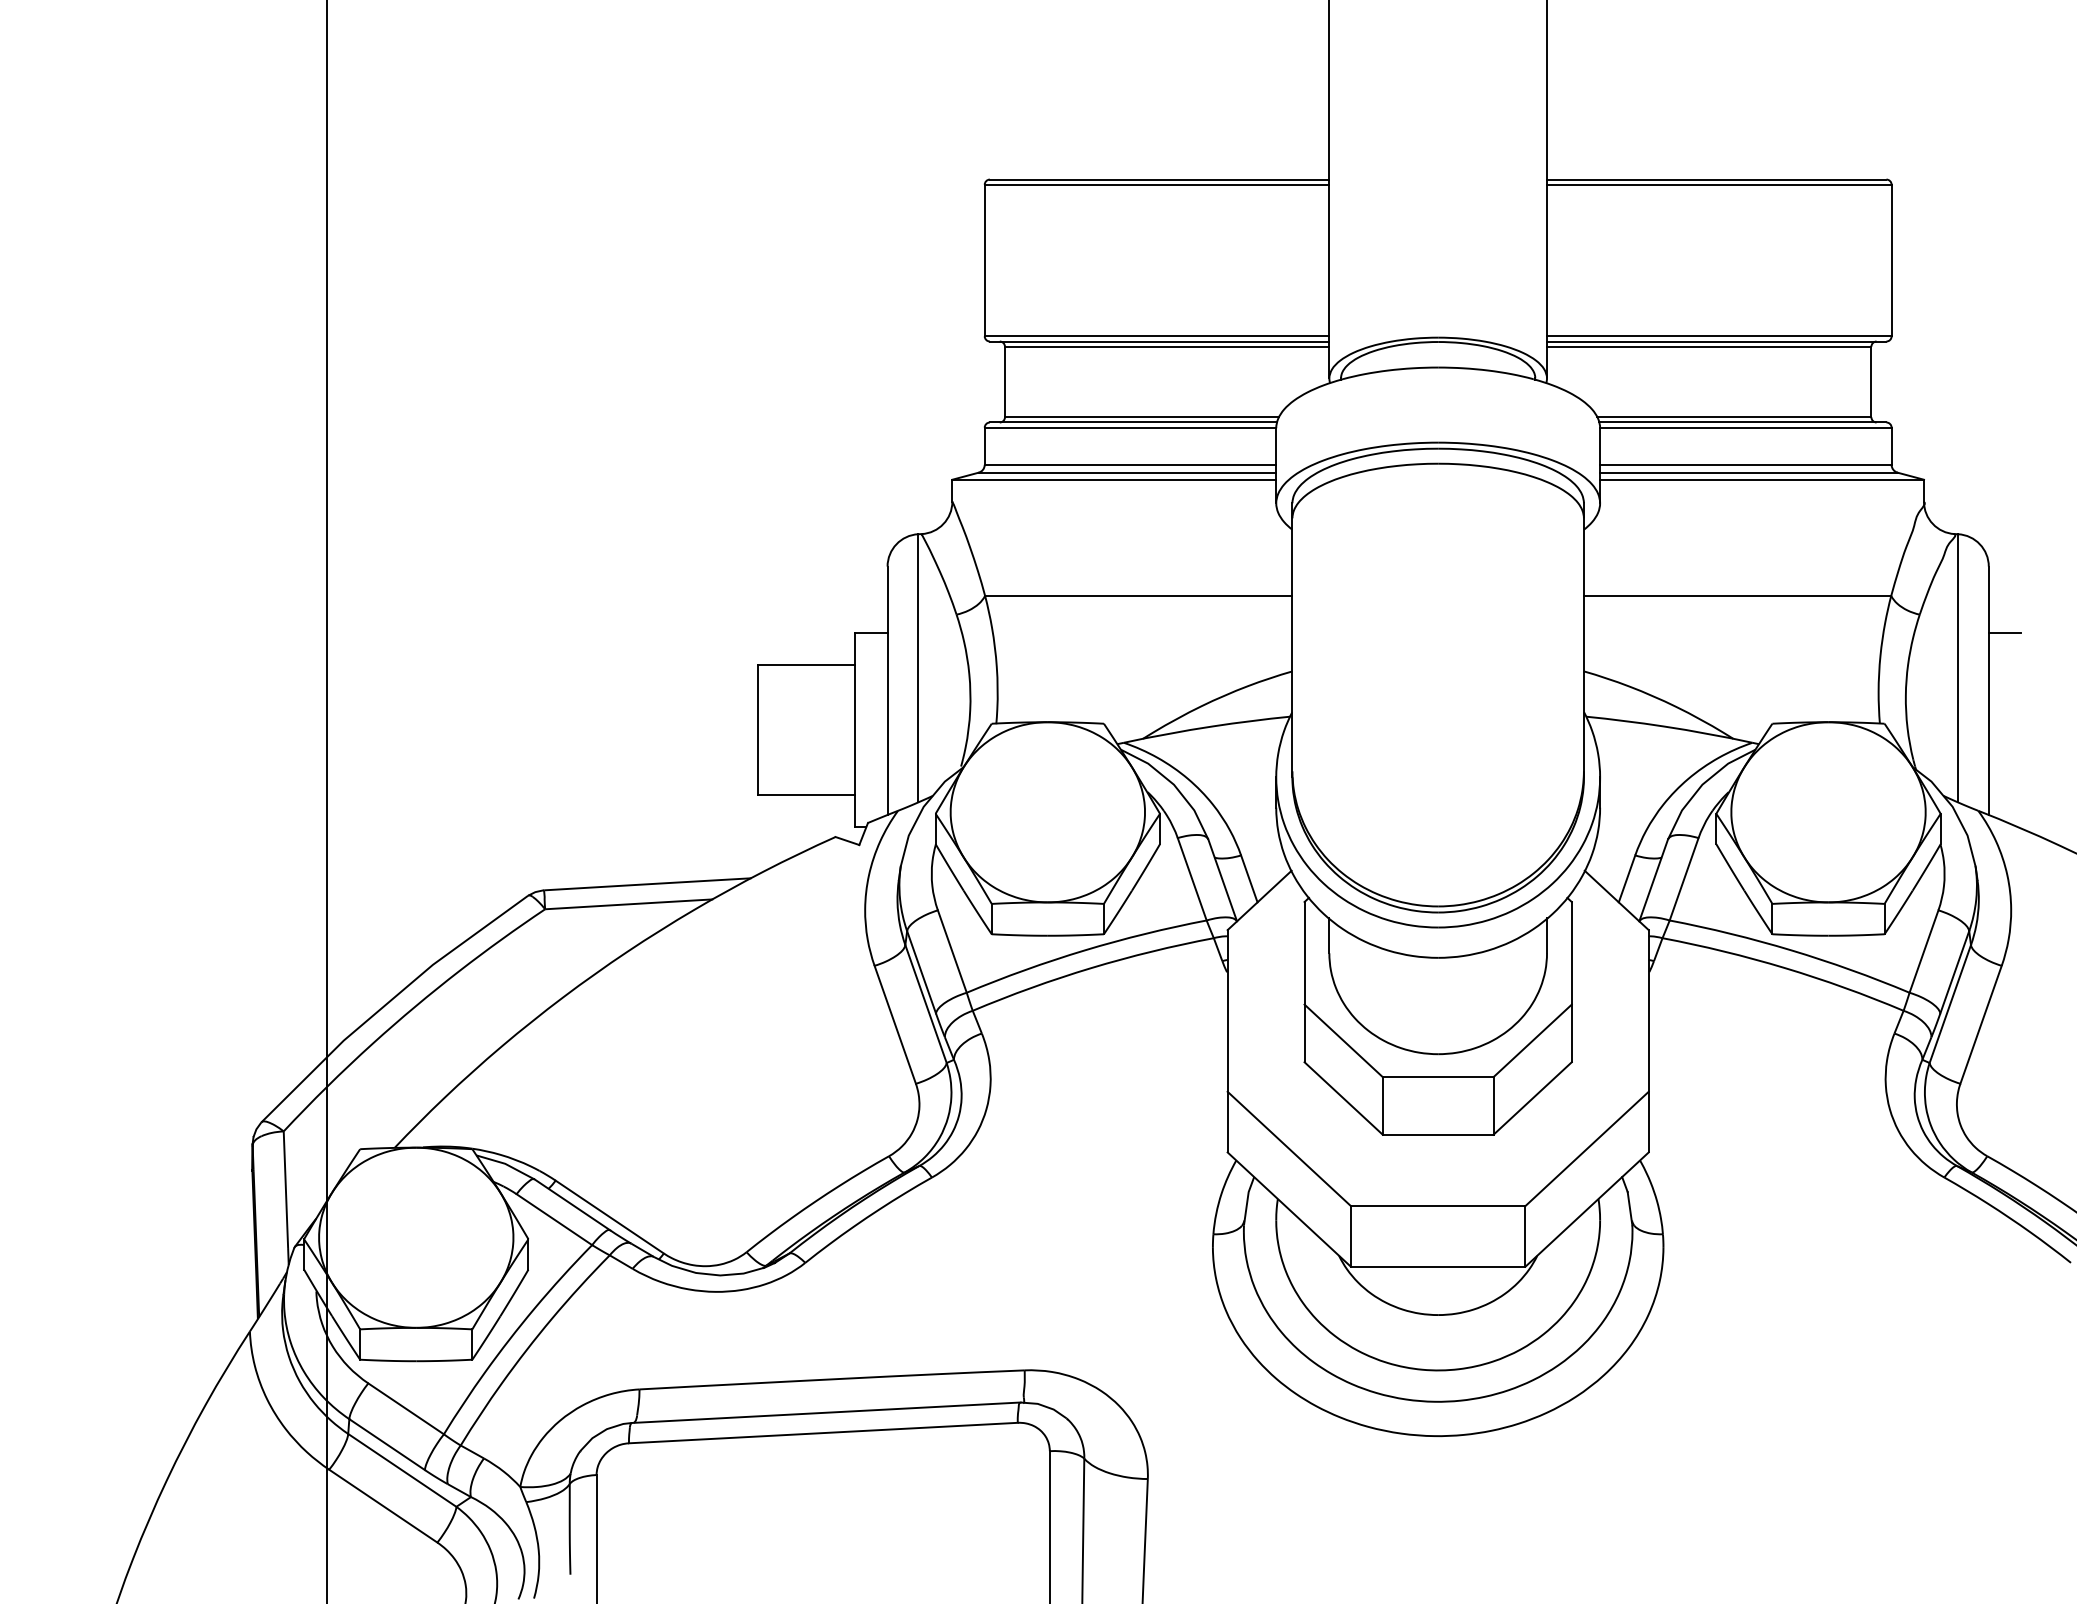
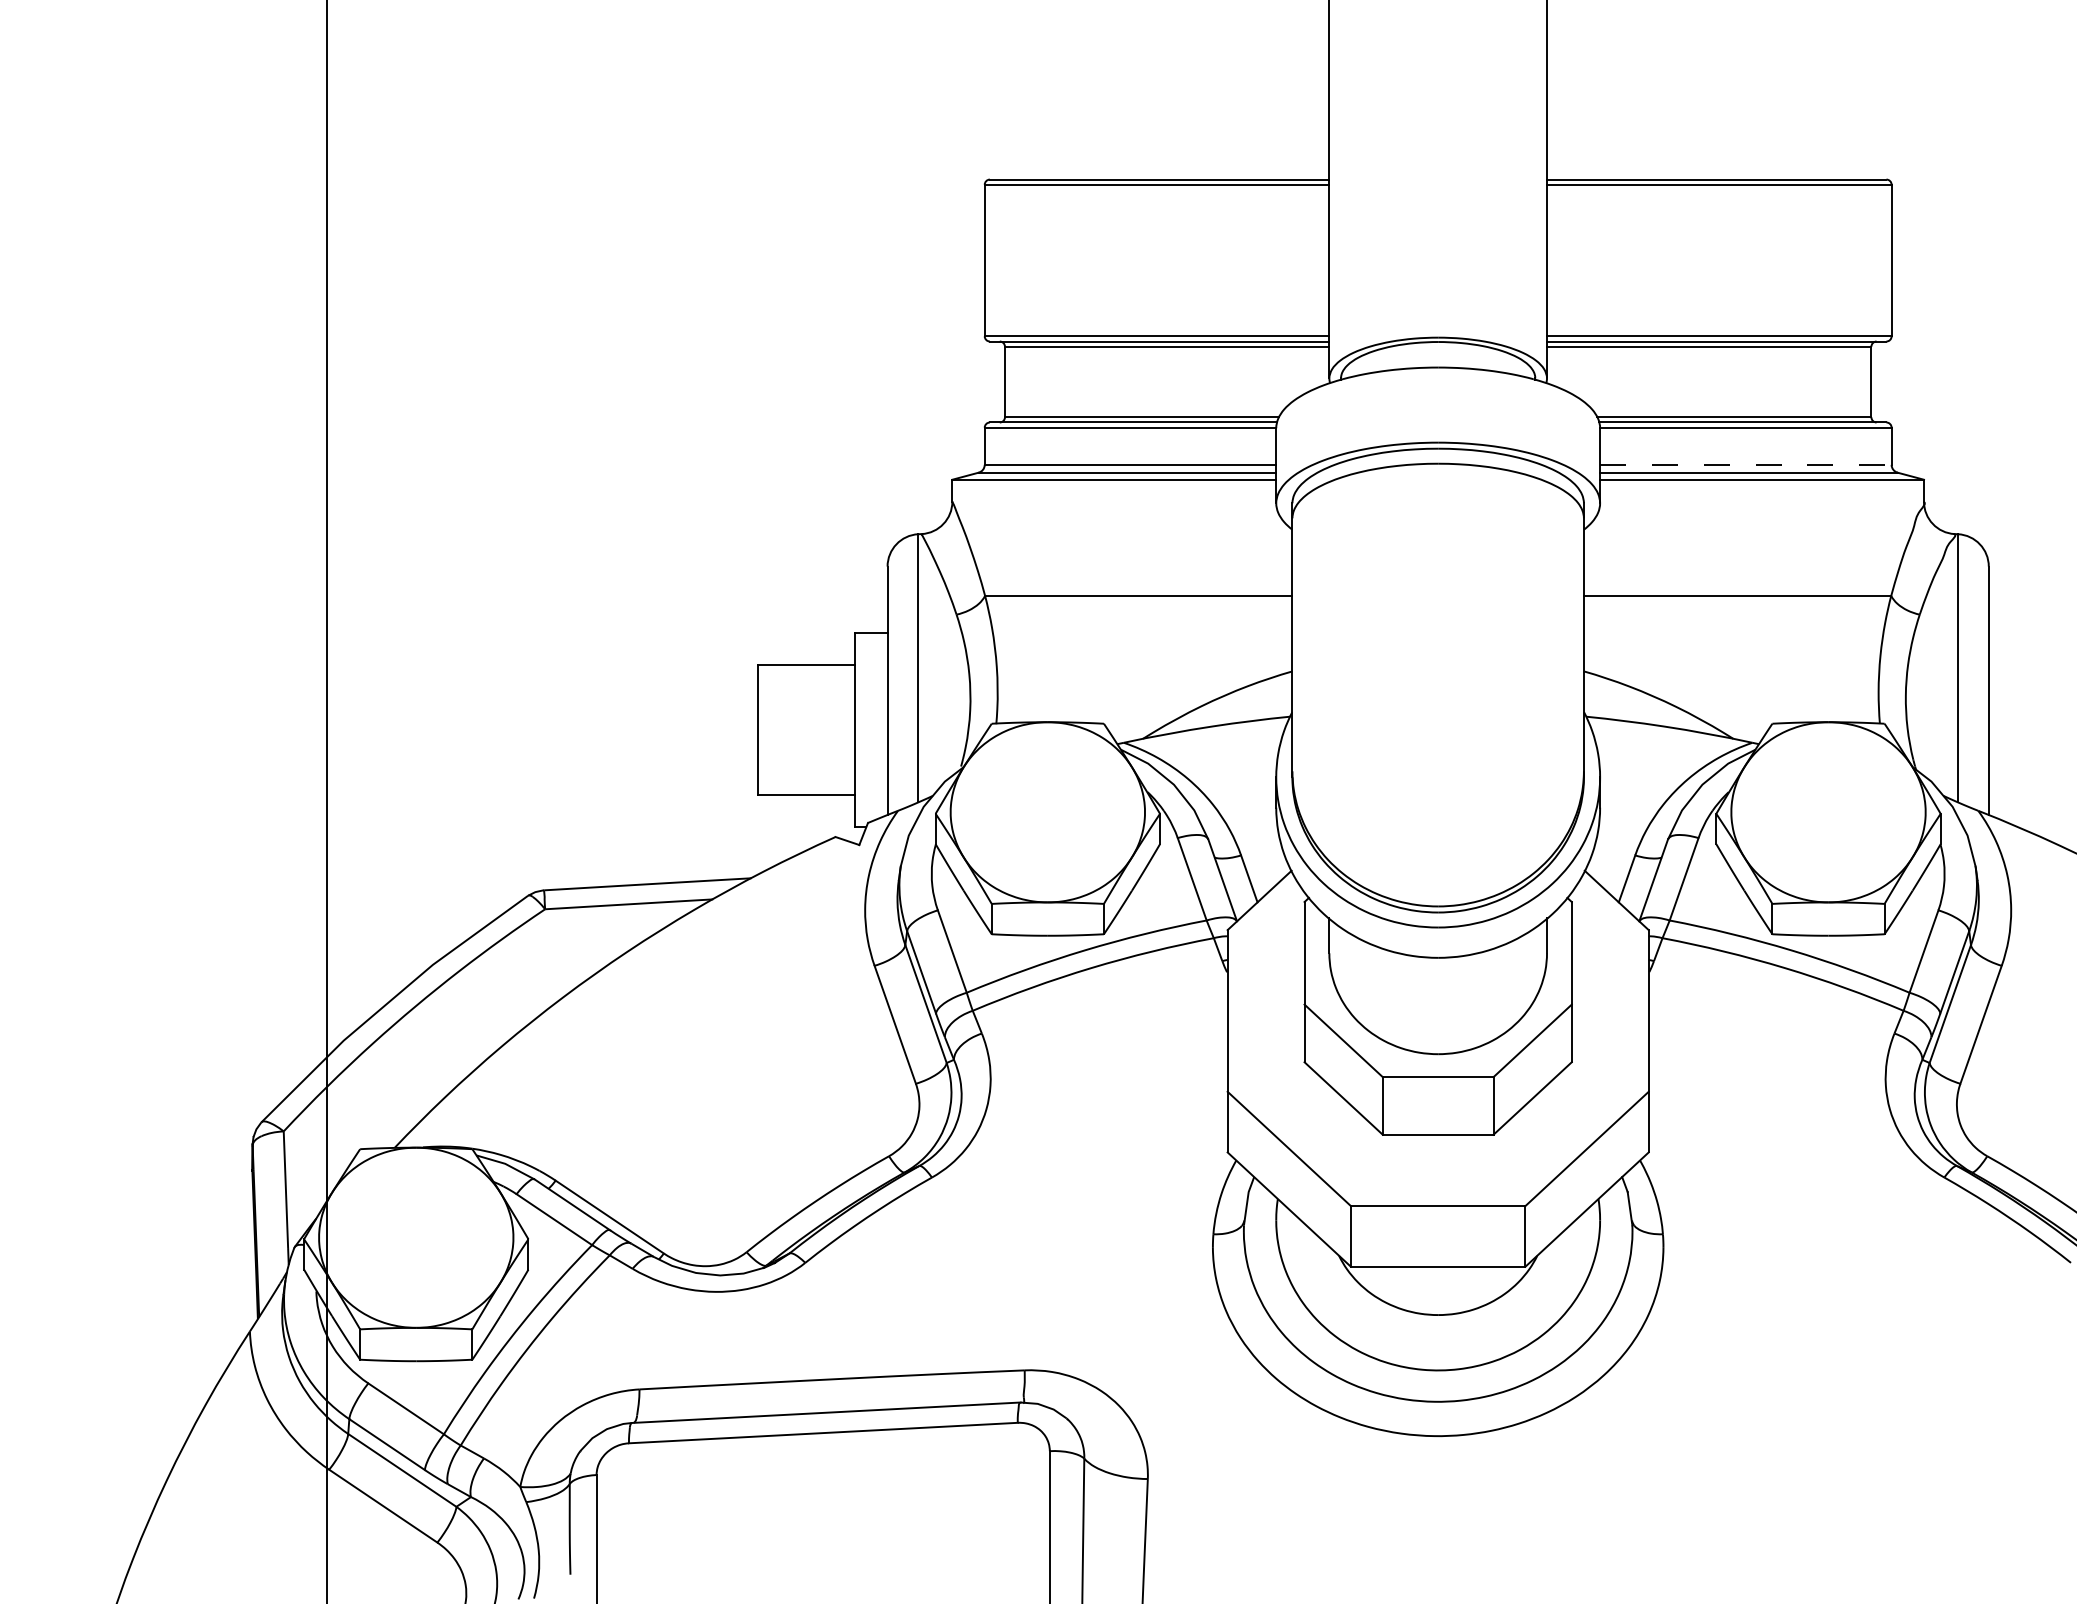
line: solid -> dashed (1745, 464)
line: present -> none (2004, 633)
